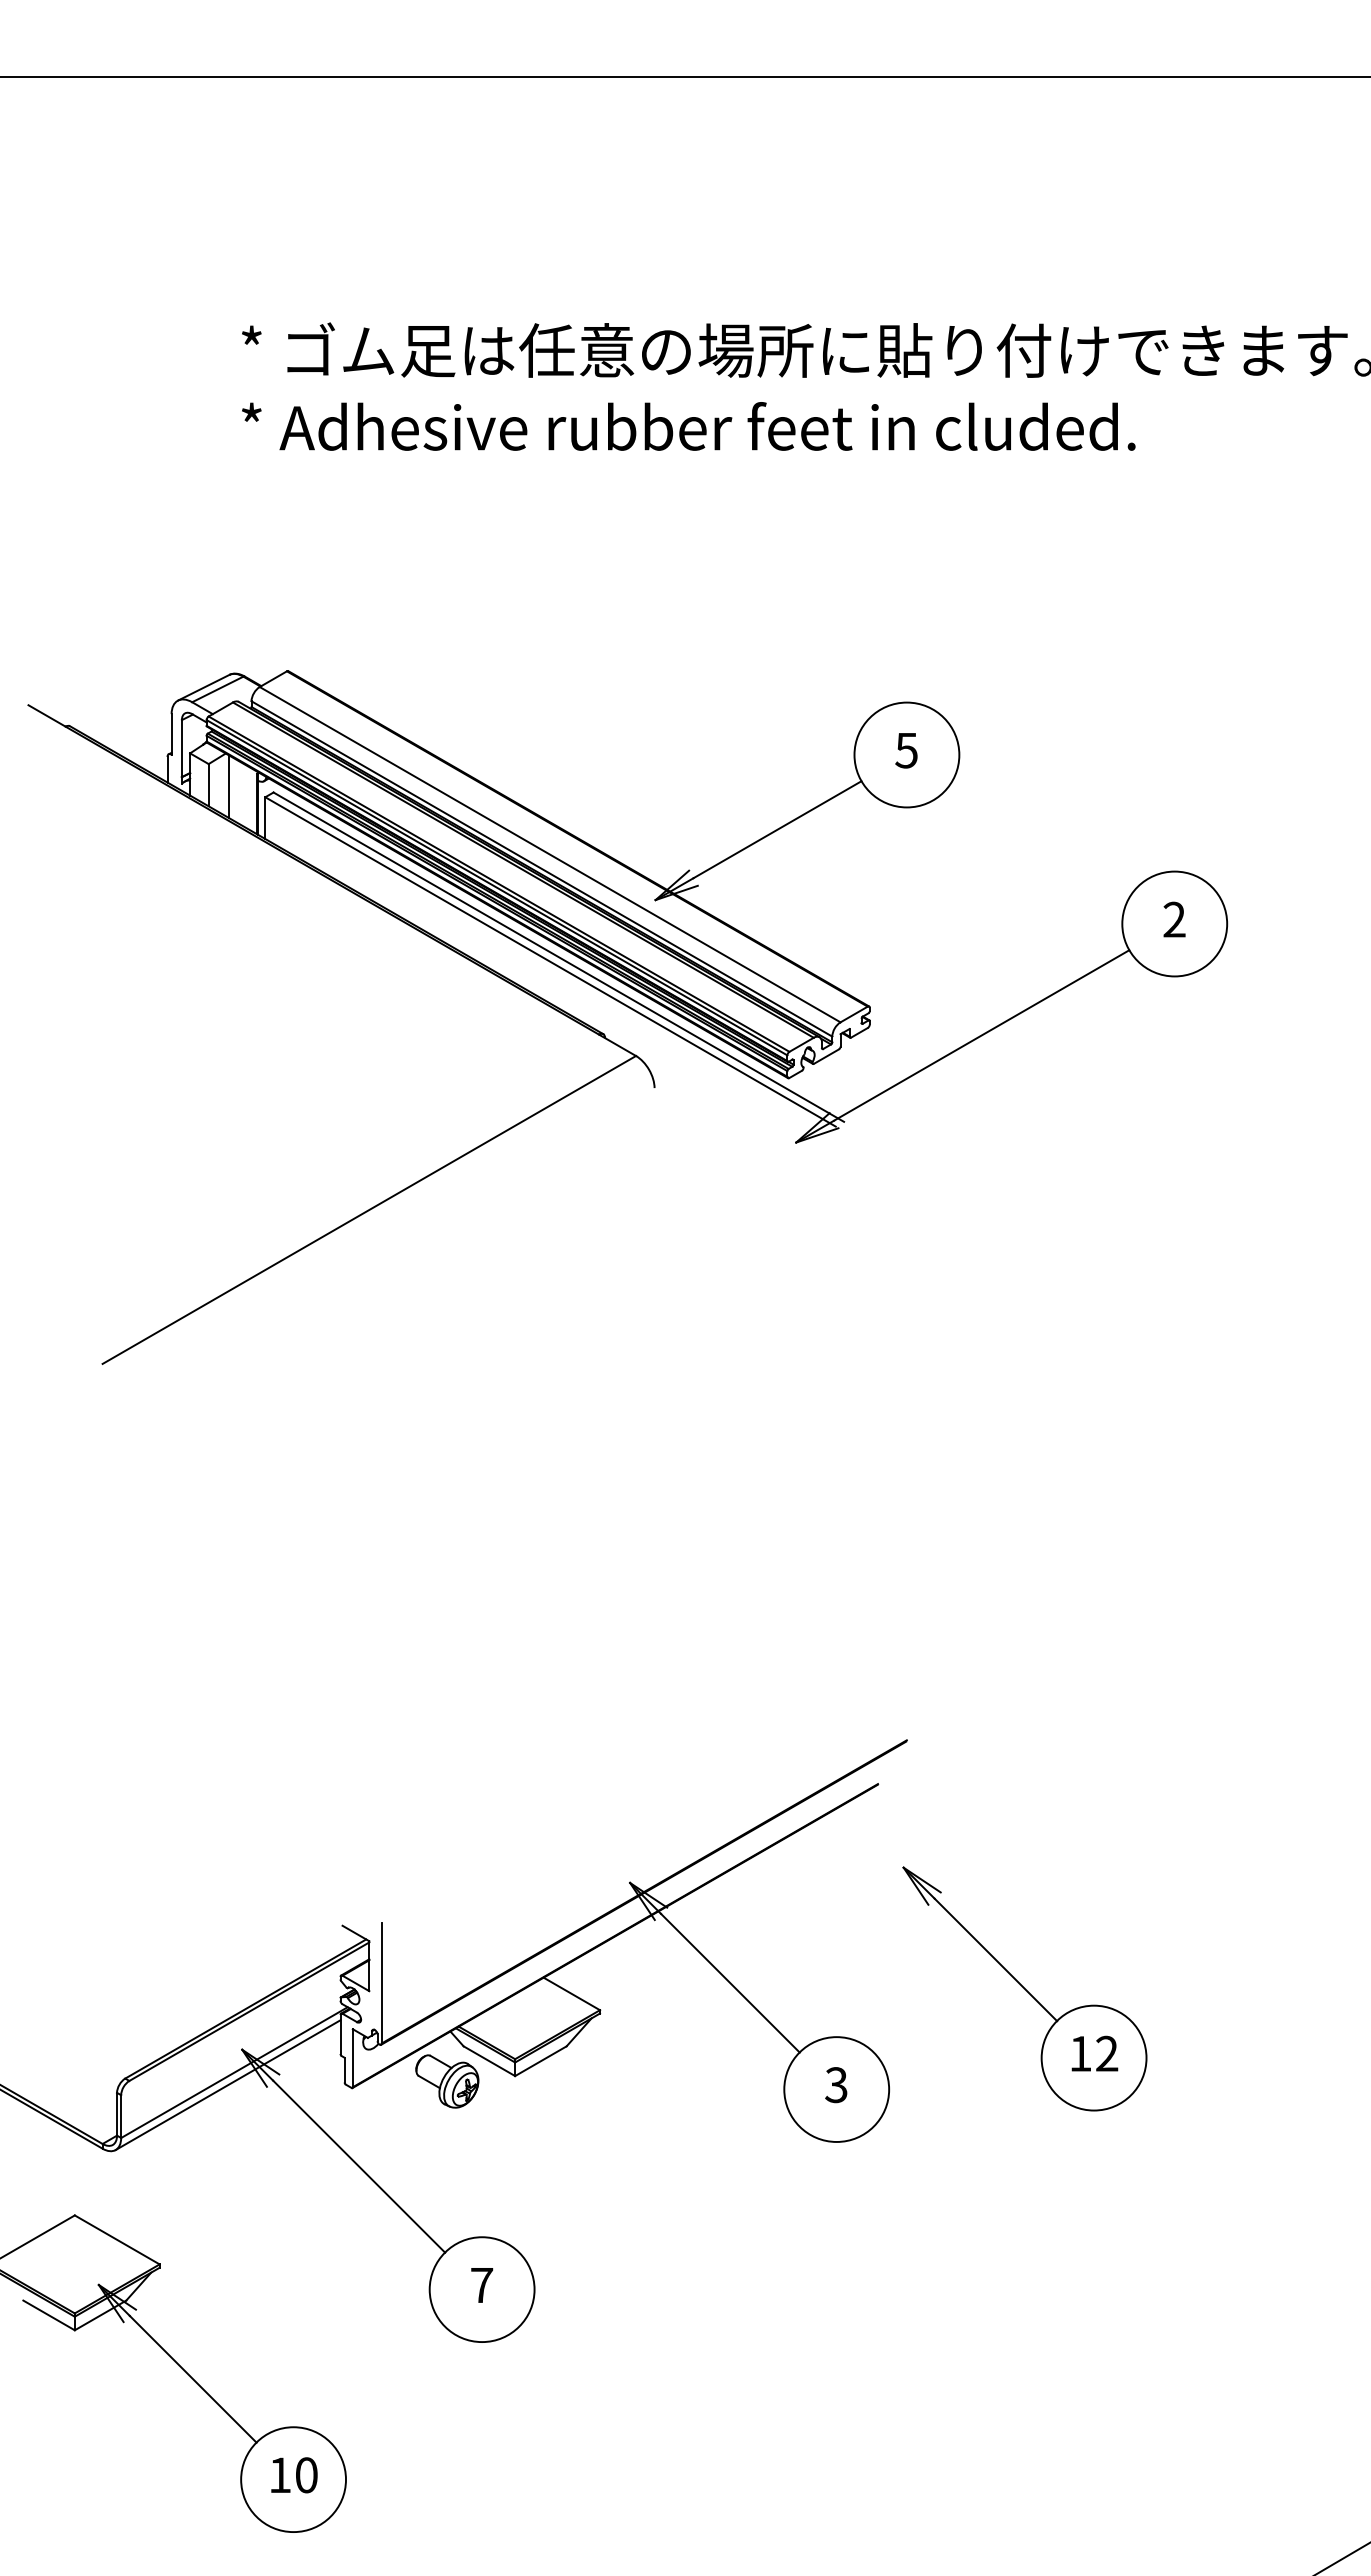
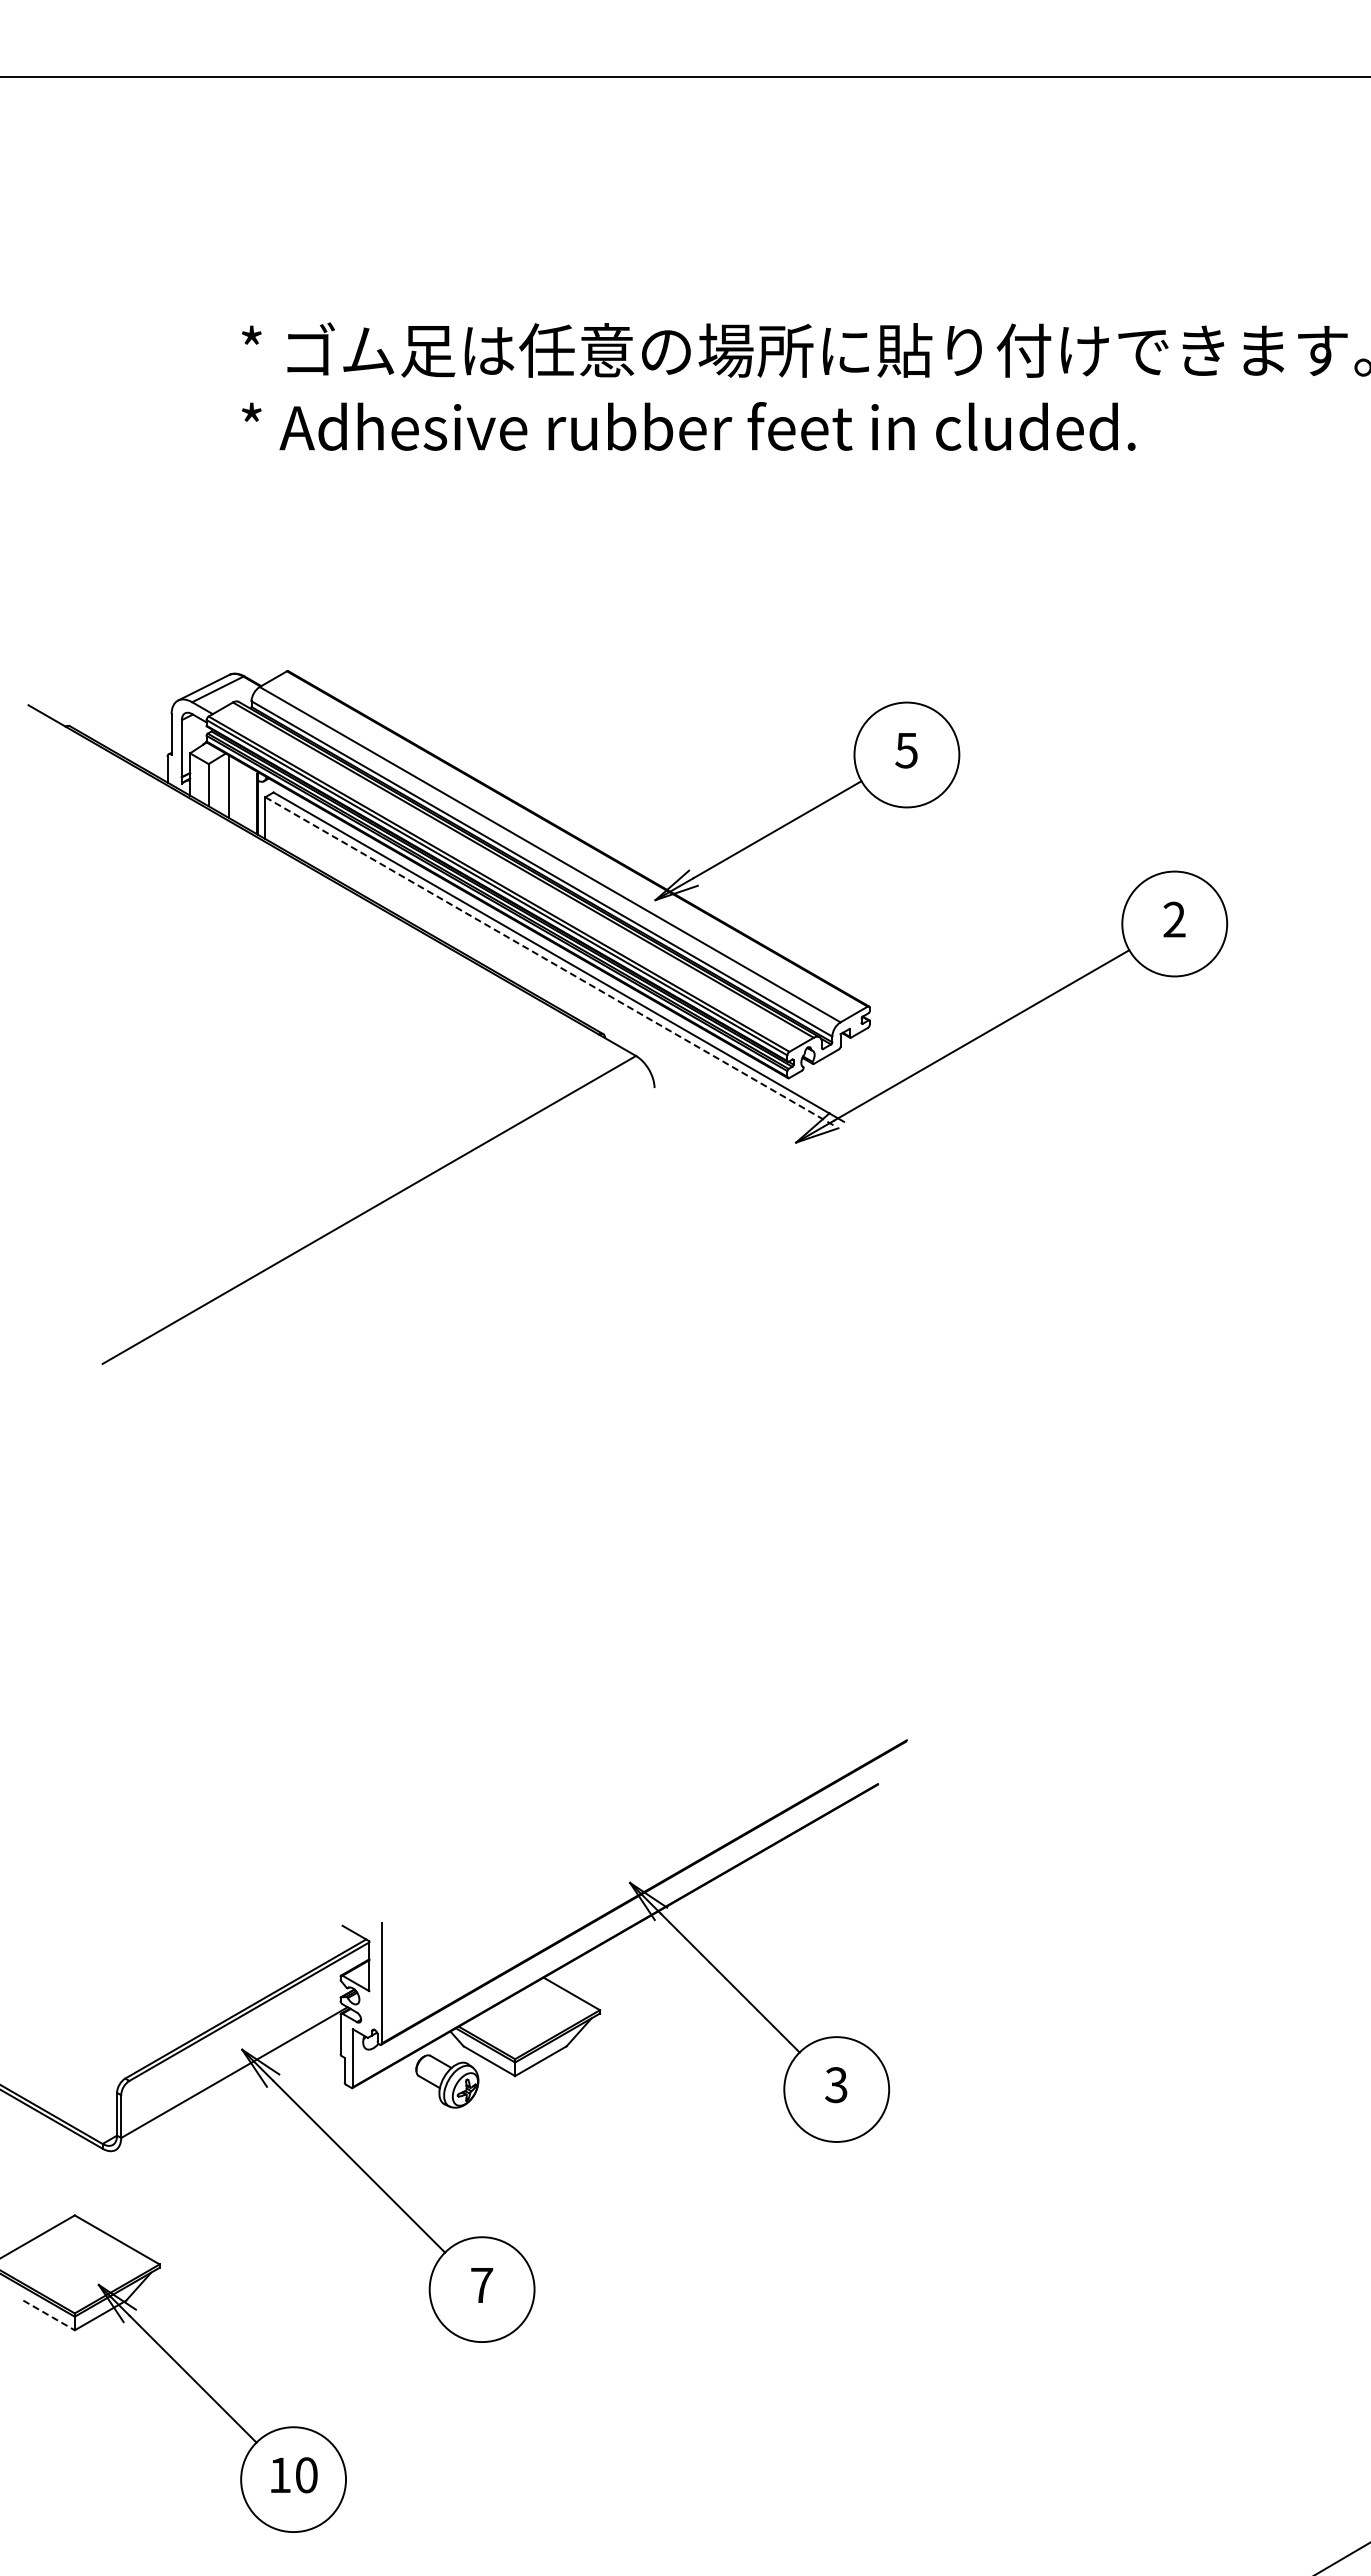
line: solid -> dashed (551, 962)
part: present -> none (1024, 1988)
line: present -> none (227, 2085)
line: solid -> dashed (49, 2315)
